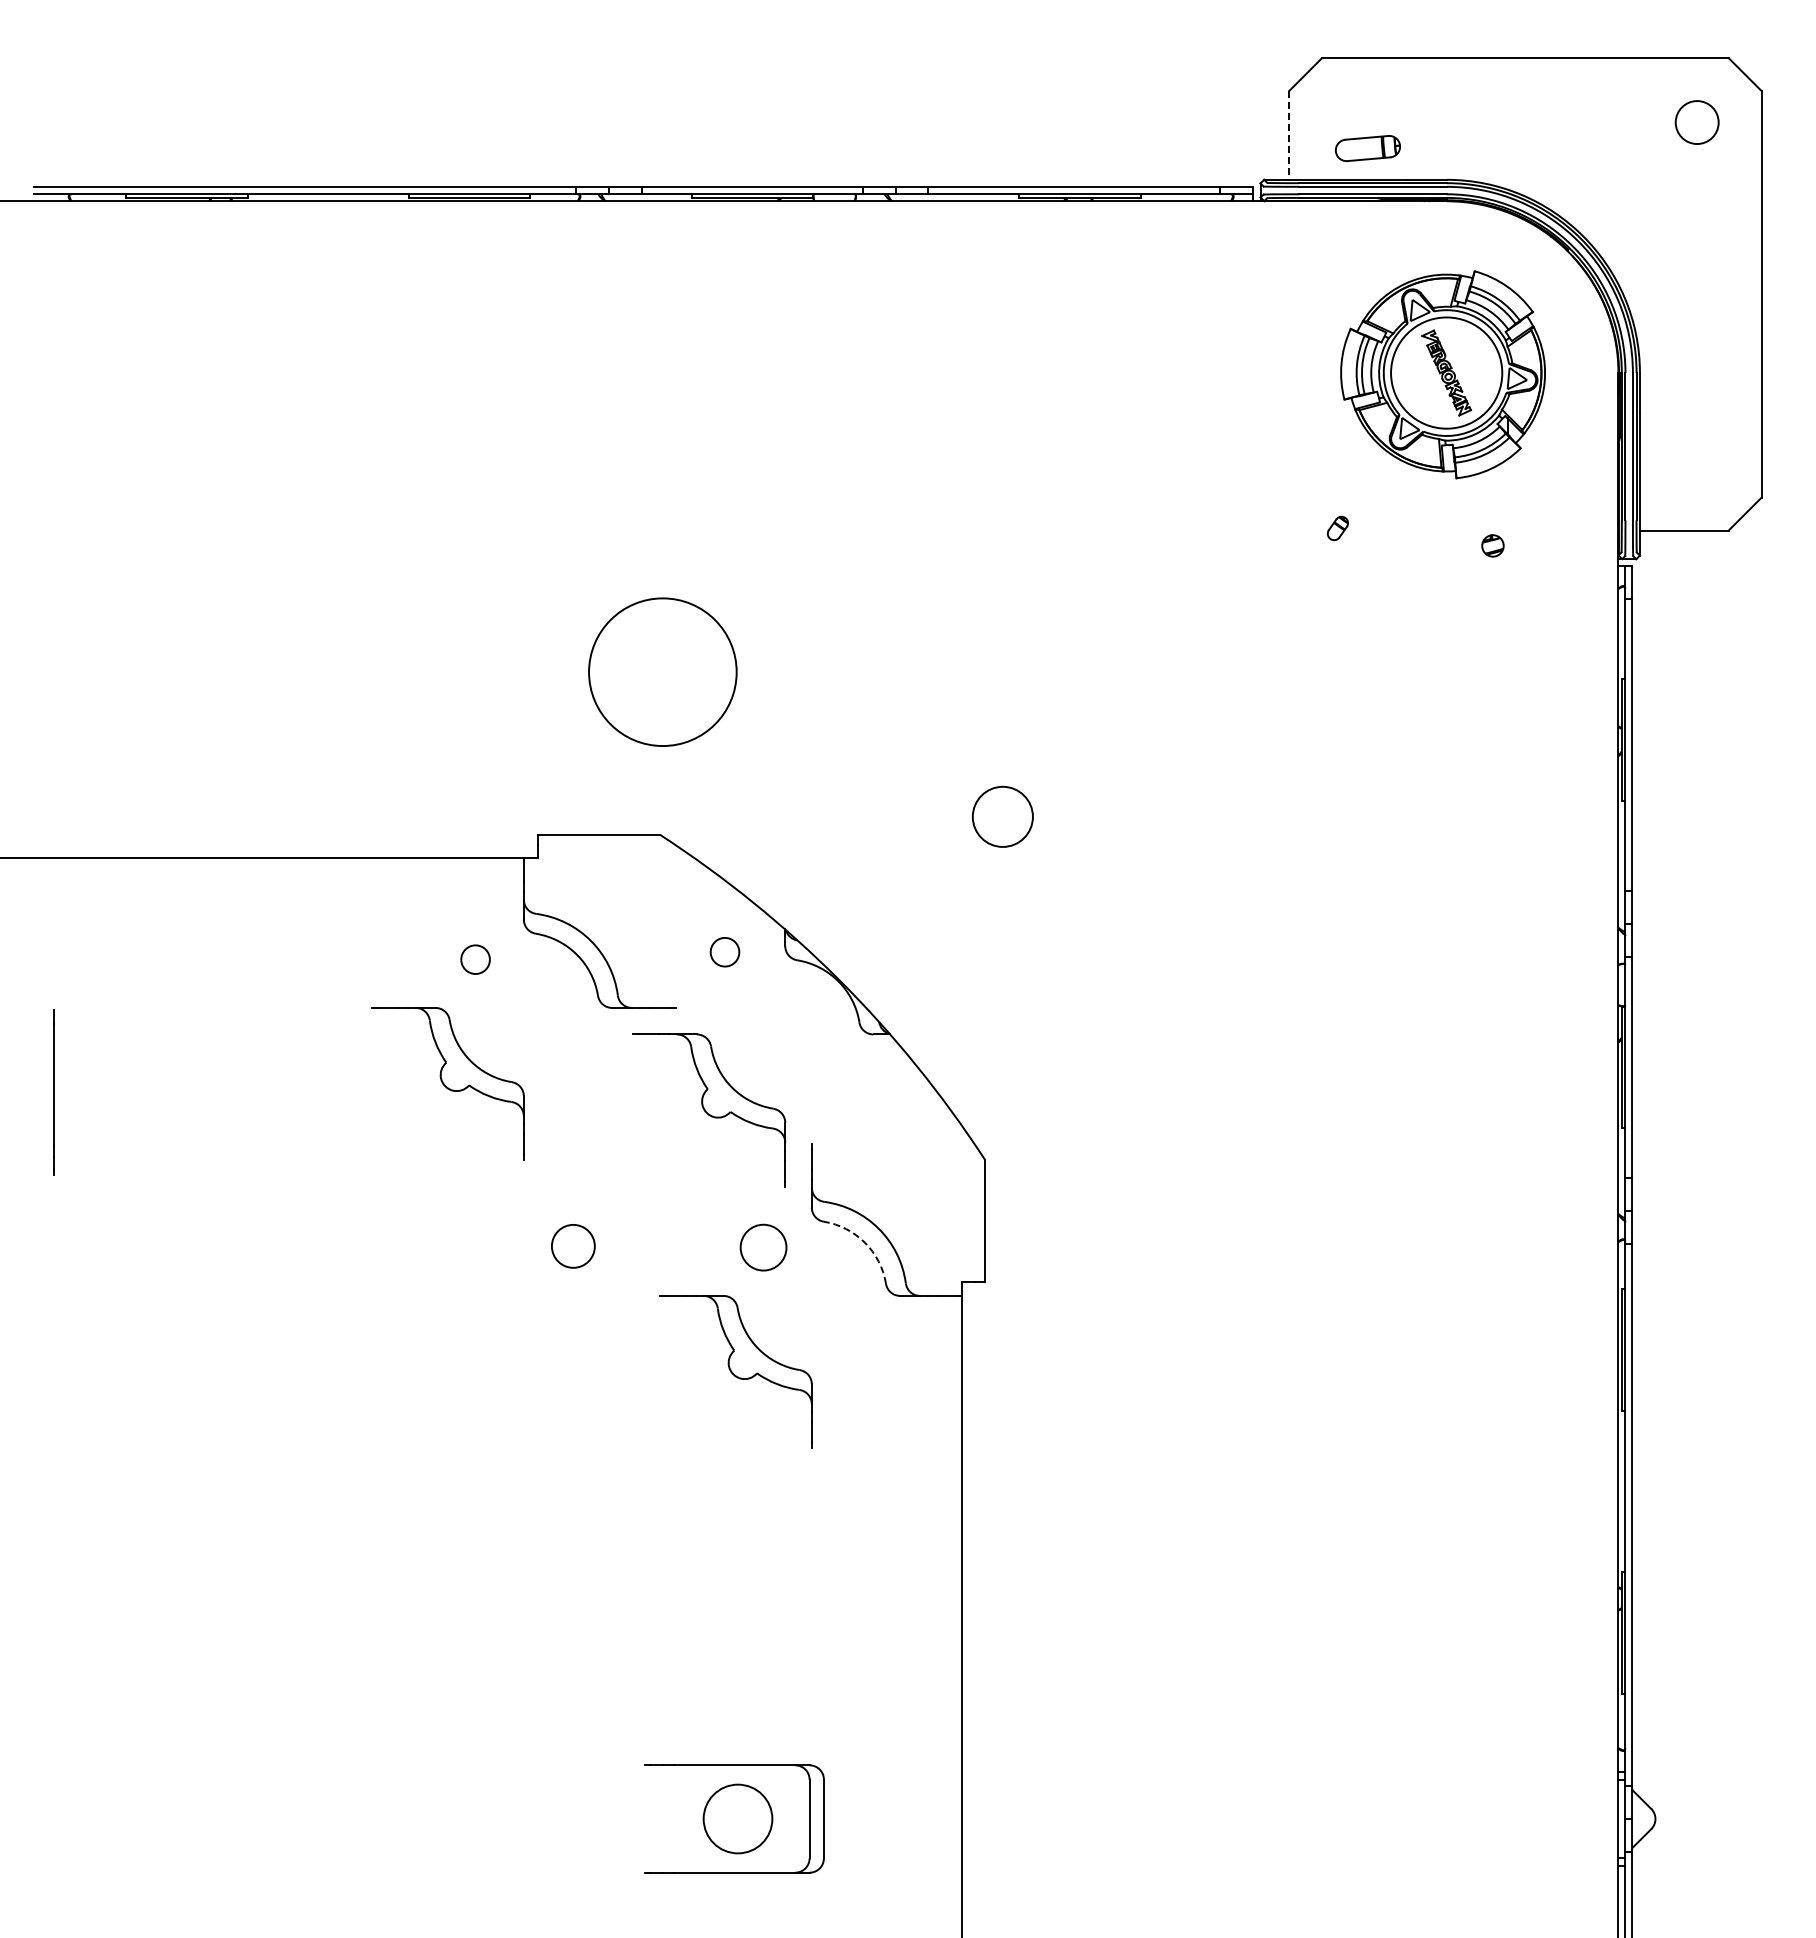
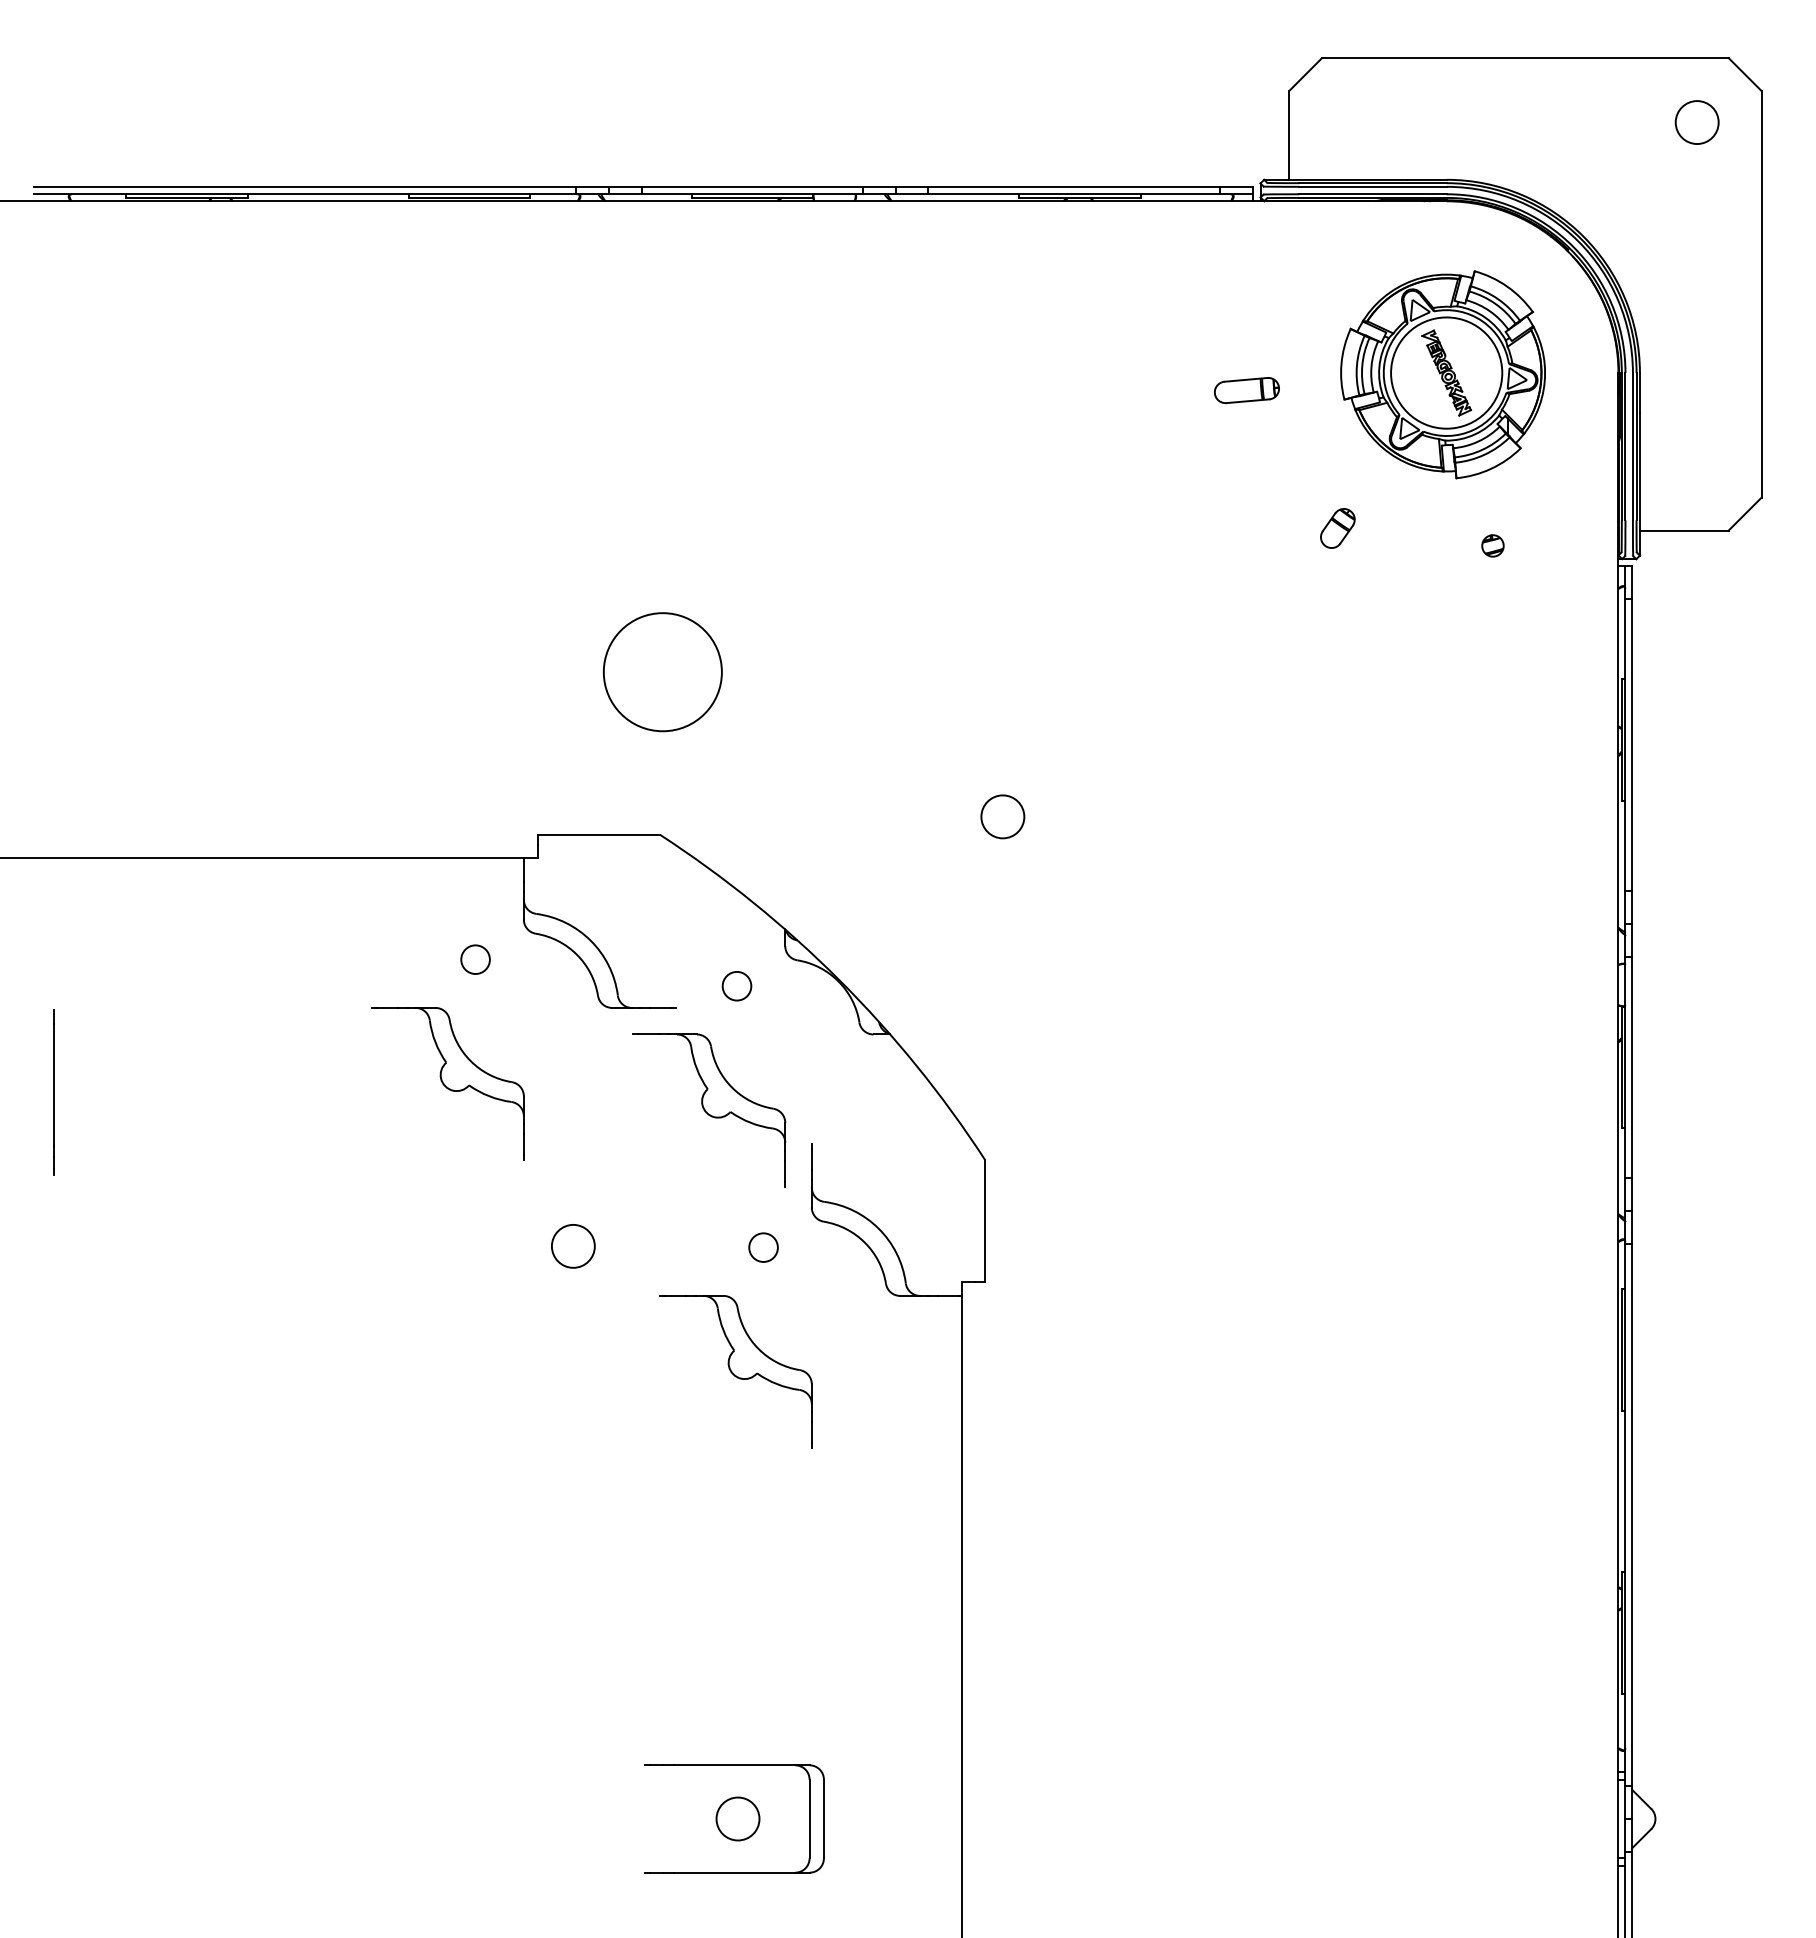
line: dashed -> solid (1289, 135)
part position: (1367, 148) -> (1246, 390) (1246, 390)
part size: 23x27 px -> 36x41 px (1337, 528)
circle diameter: 148 px -> 118 px (662, 672)
circle diameter: 60 px -> 43 px (1002, 816)
circle position: (724, 952) -> (736, 986) (736, 986)
arc: dashed -> solid (864, 1242)
circle diameter: 46 px -> 29 px (763, 1247)
circle diameter: 69 px -> 43 px (737, 1818)
